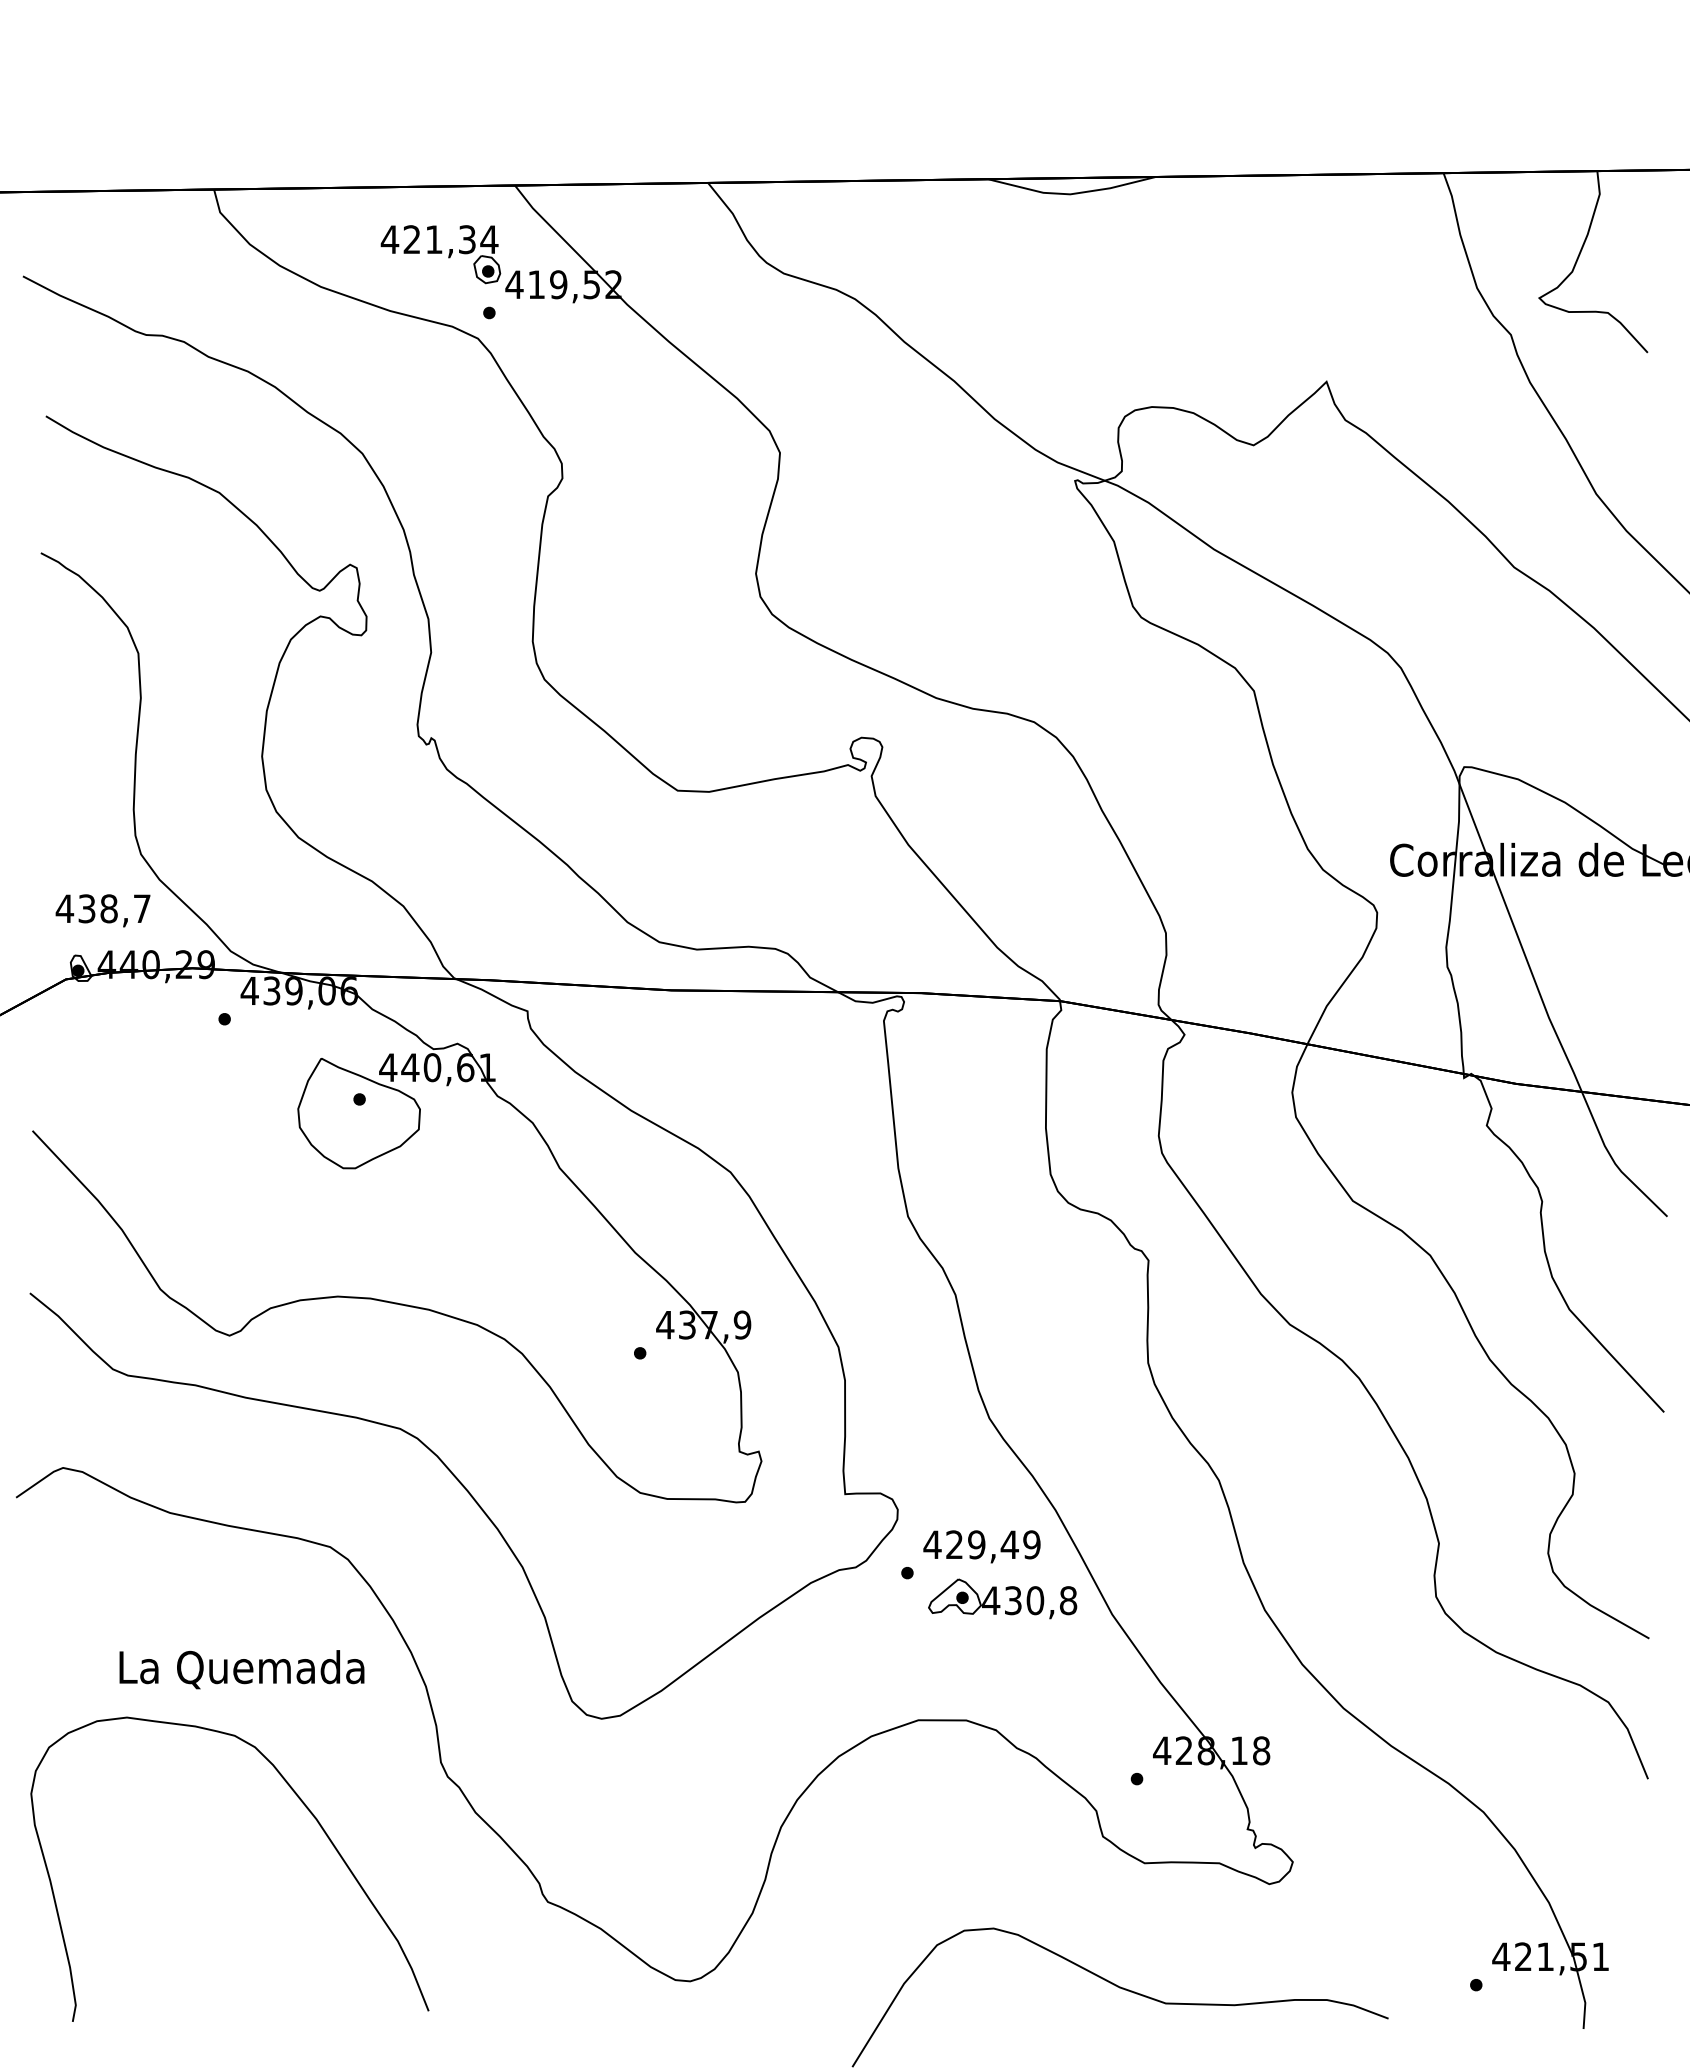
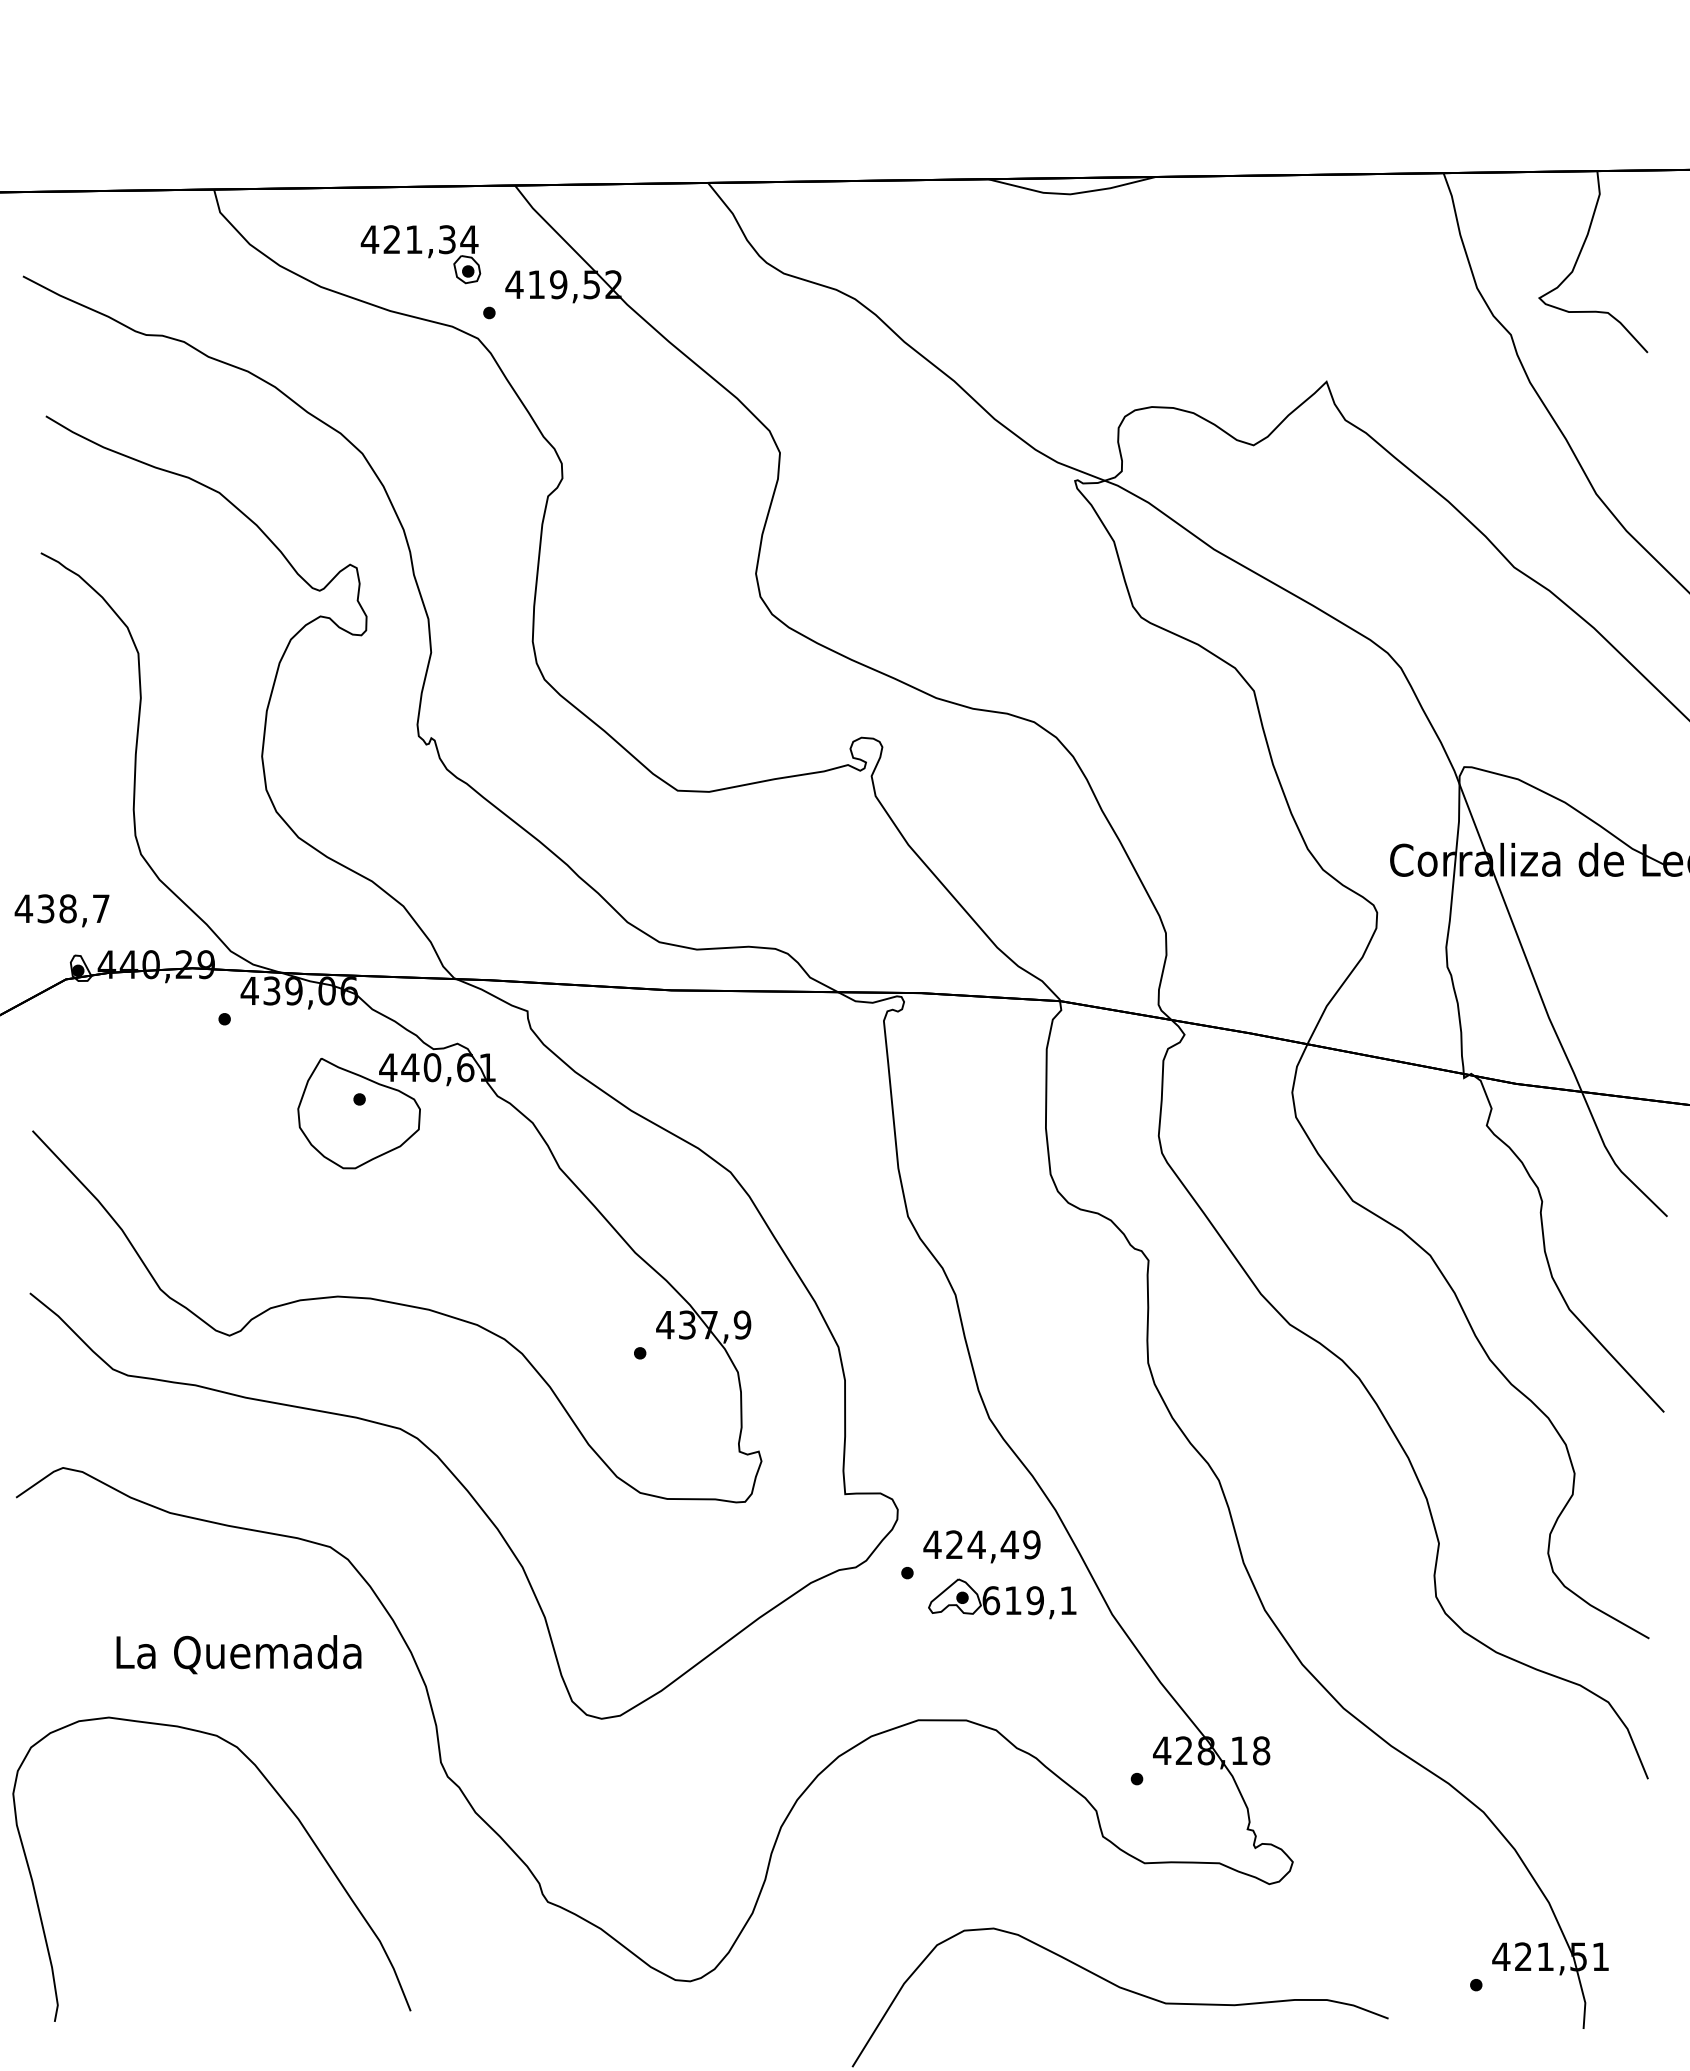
part position: (440, 254) -> (420, 254) (420, 254)
text position: (102, 910) -> (61, 910) (61, 910)
text: 429,49 -> 424,49 (976, 1544)
text: 430,8 -> 619,1 (1029, 1600)
text position: (241, 1669) -> (238, 1654) (238, 1654)
curve position: (305, 1807) -> (287, 1807) (287, 1807)
